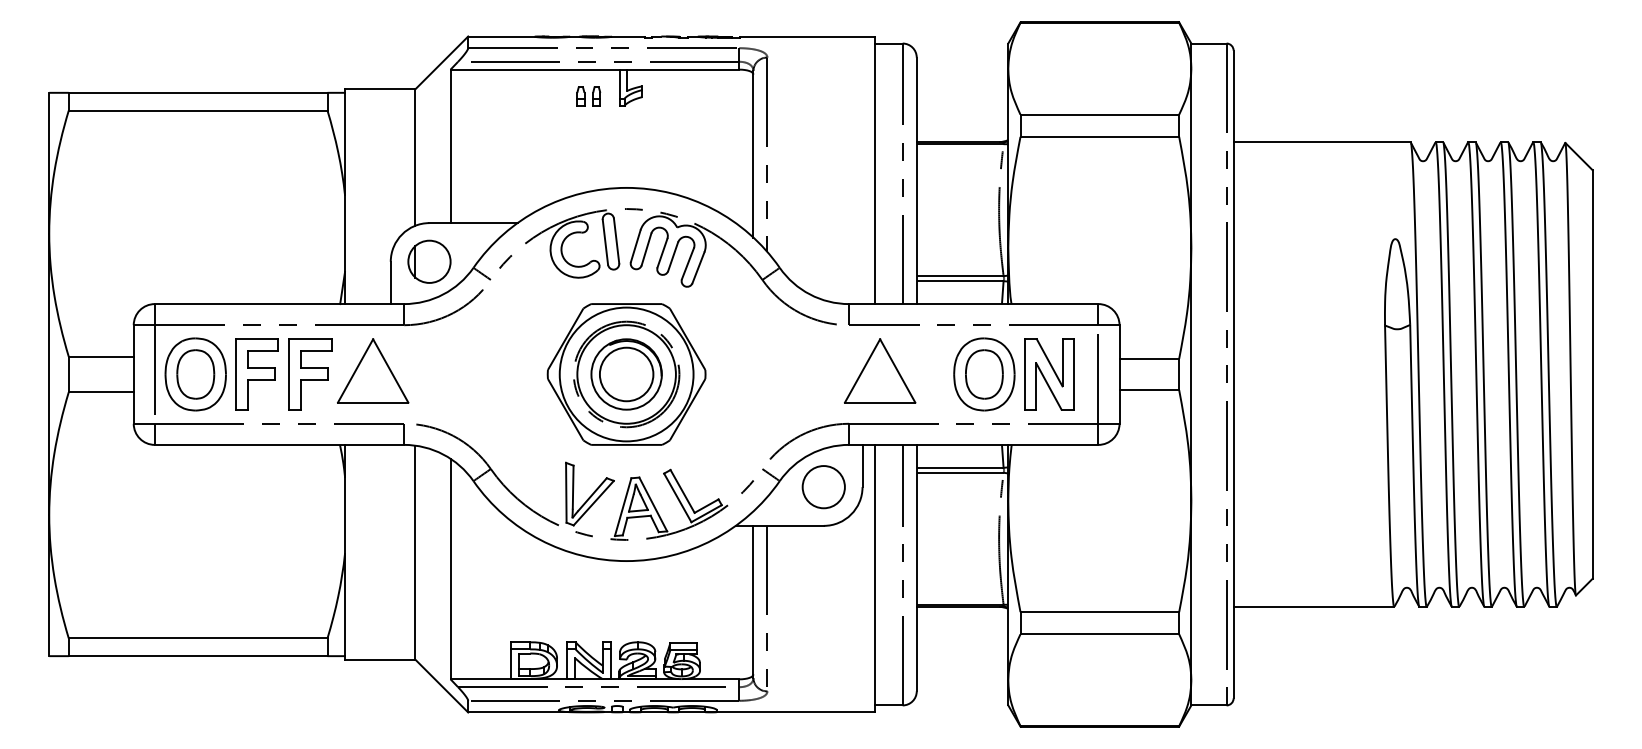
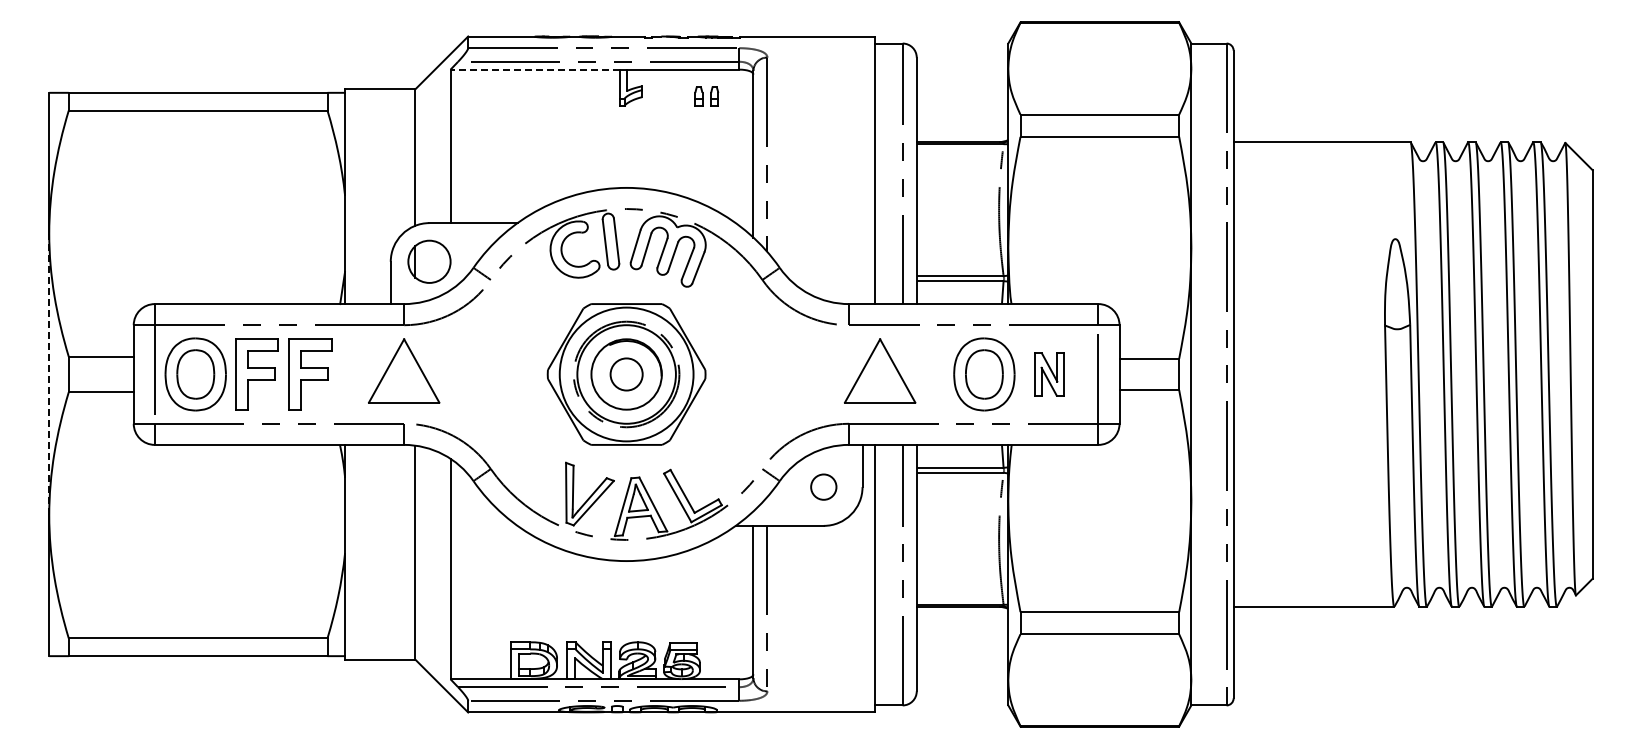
line: solid -> dashed (535, 69)
part position: (588, 96) -> (706, 96) (706, 96)
part position: (373, 370) -> (404, 370) (404, 370)
line: solid -> dashed (49, 374)
circle diameter: 54 px -> 32 px (626, 374)
part size: 51x73 px -> 31x45 px (1049, 374)
circle diameter: 42 px -> 25 px (823, 486)
